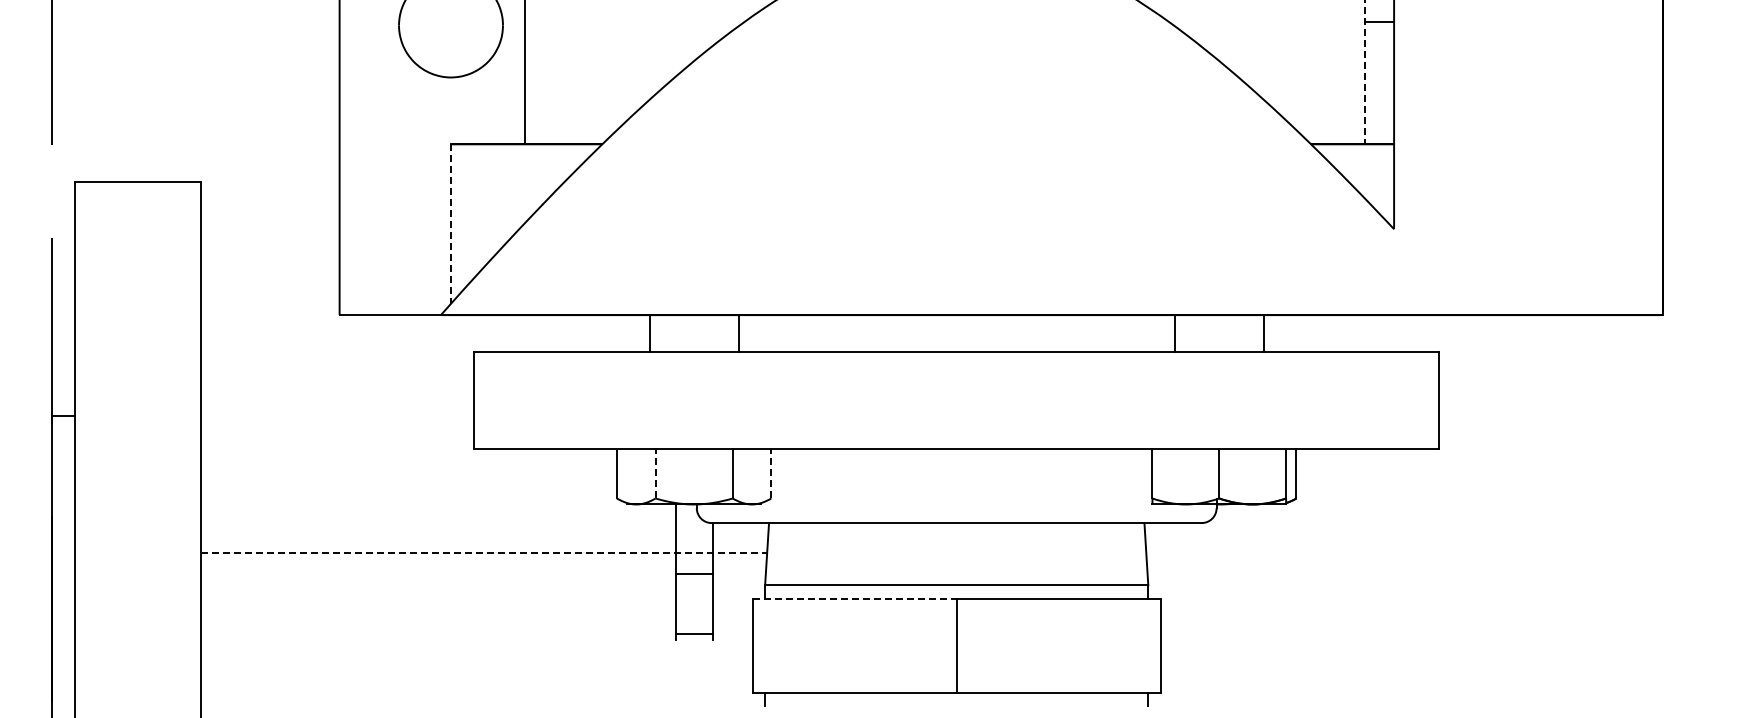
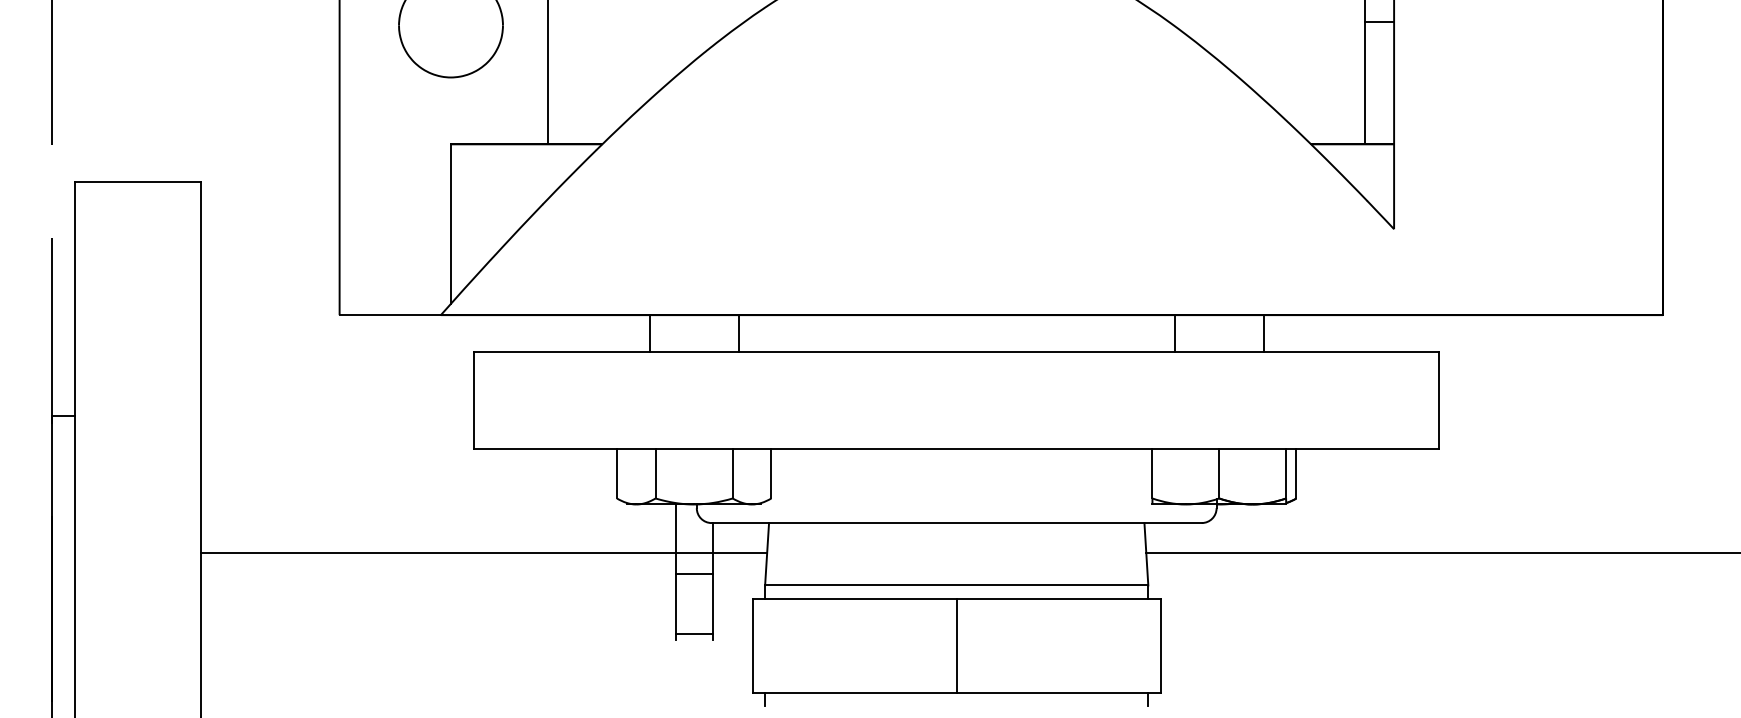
line: dashed -> solid (1365, 72)
line position: (525, 73) -> (548, 73) (548, 73)
line: dashed -> solid (451, 224)
line: dashed -> solid (655, 473)
line: dashed -> solid (771, 473)
line: dashed -> solid (484, 553)
line: none -> present (1441, 553)
line: dashed -> solid (855, 598)
